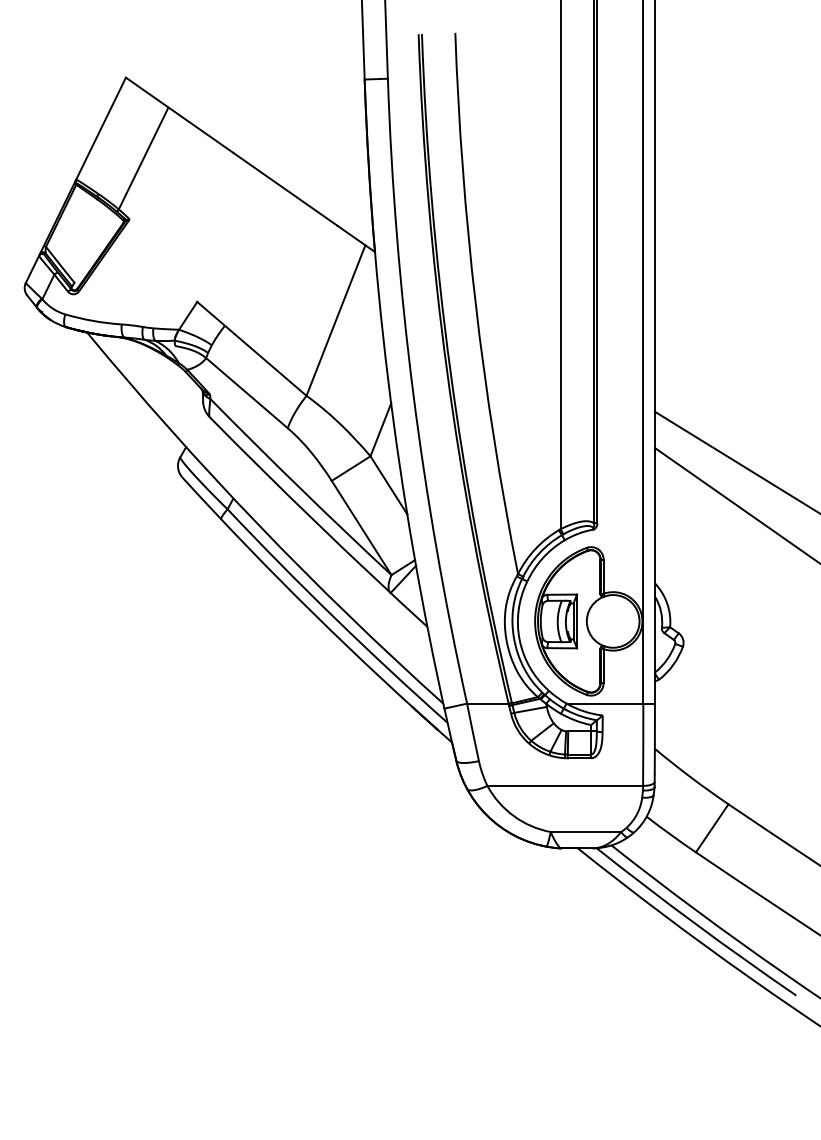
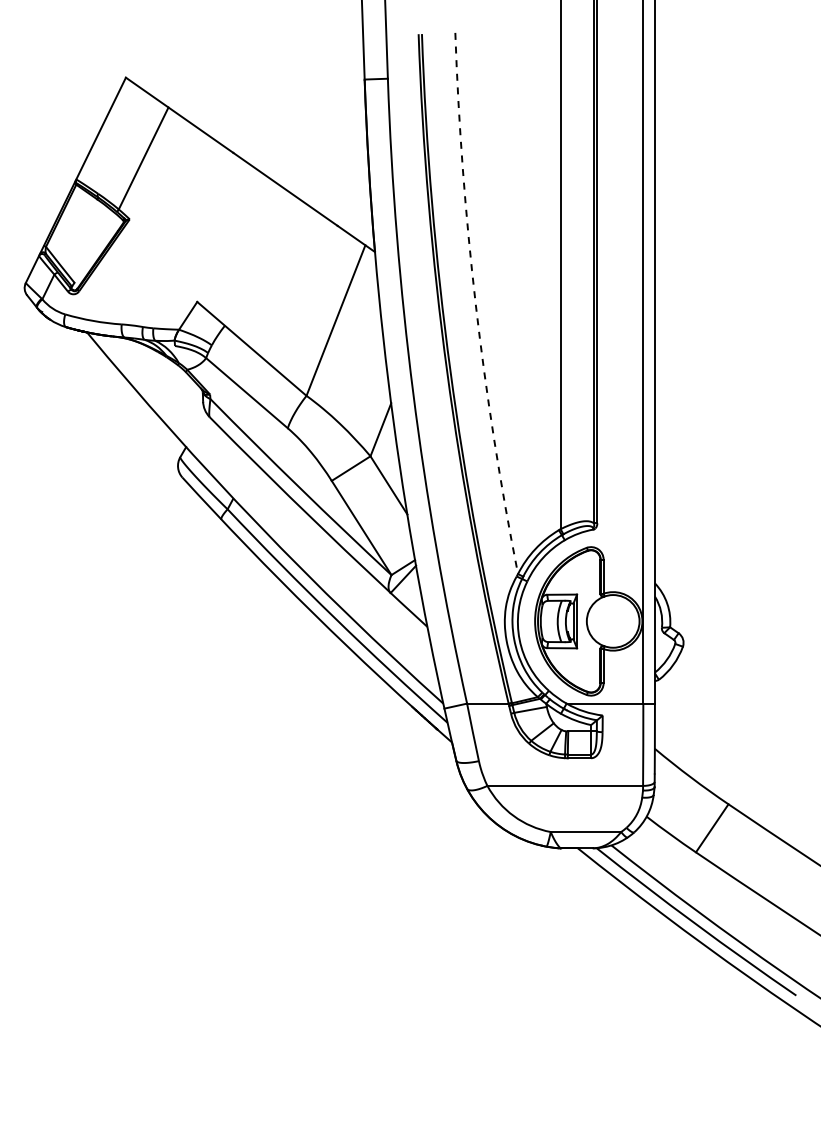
arc: solid -> dashed (475, 304)
line: present -> none (735, 461)
line: present -> none (735, 504)
